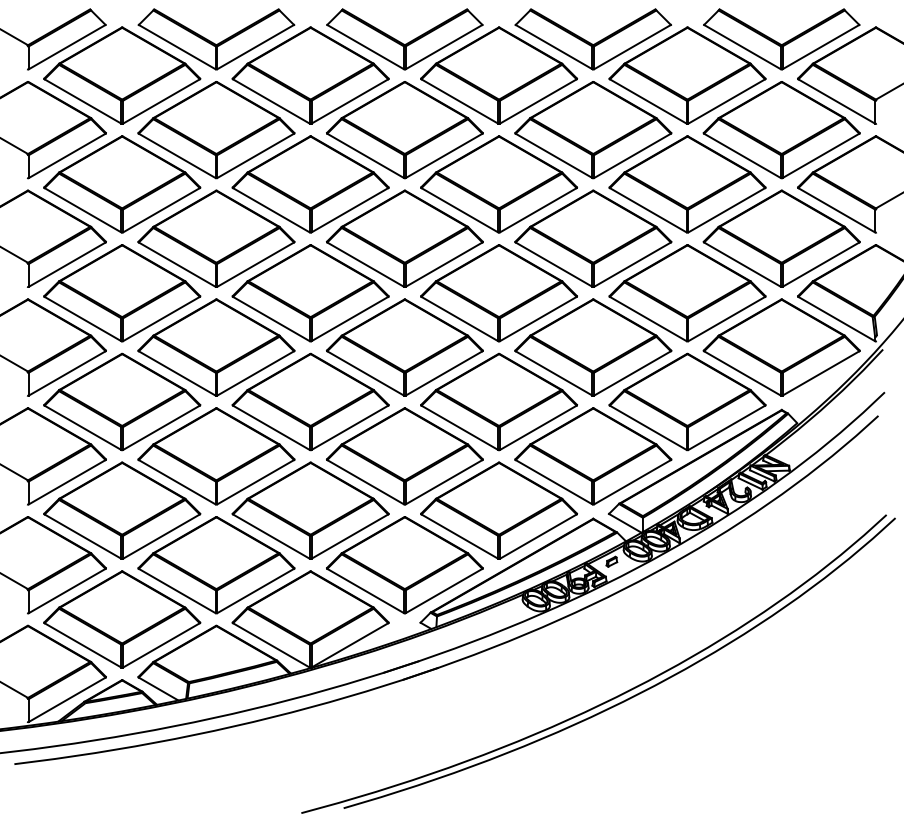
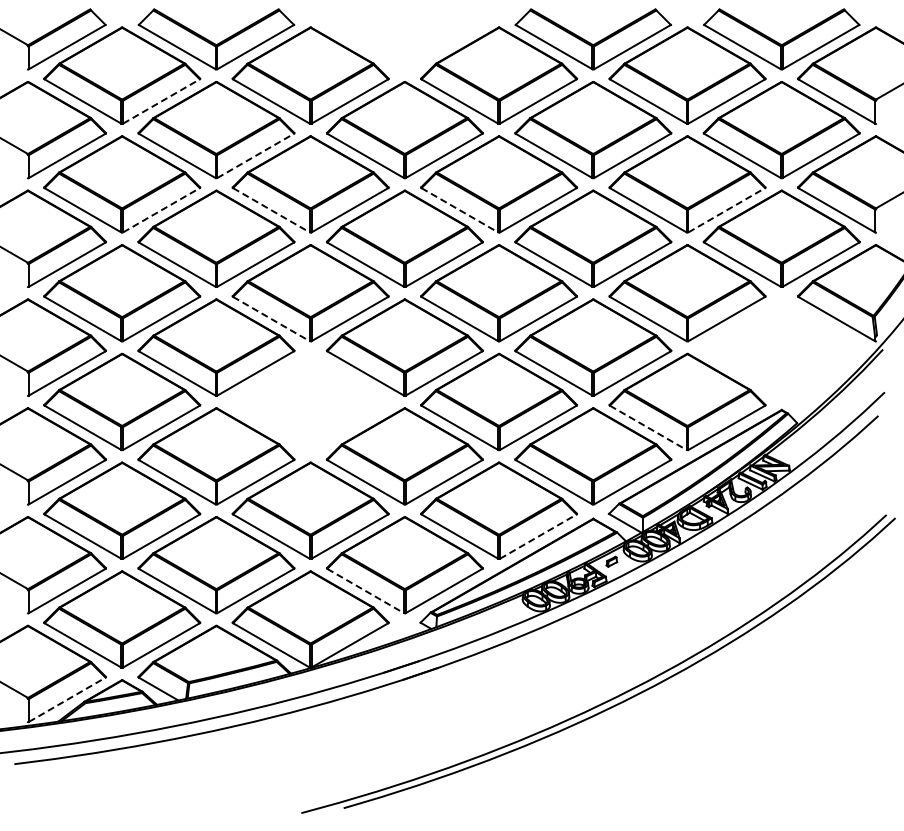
part: present -> none (404, 39)
line: solid -> dashed (161, 101)
line: solid -> dashed (256, 155)
line: solid -> dashed (161, 210)
line: solid -> dashed (271, 210)
line: solid -> dashed (460, 210)
line: solid -> dashed (727, 210)
line: solid -> dashed (271, 319)
part: present -> none (781, 347)
part: present -> none (310, 401)
line: solid -> dashed (648, 428)
line: solid -> dashed (538, 536)
line: solid -> dashed (366, 591)
line: solid -> dashed (67, 699)
